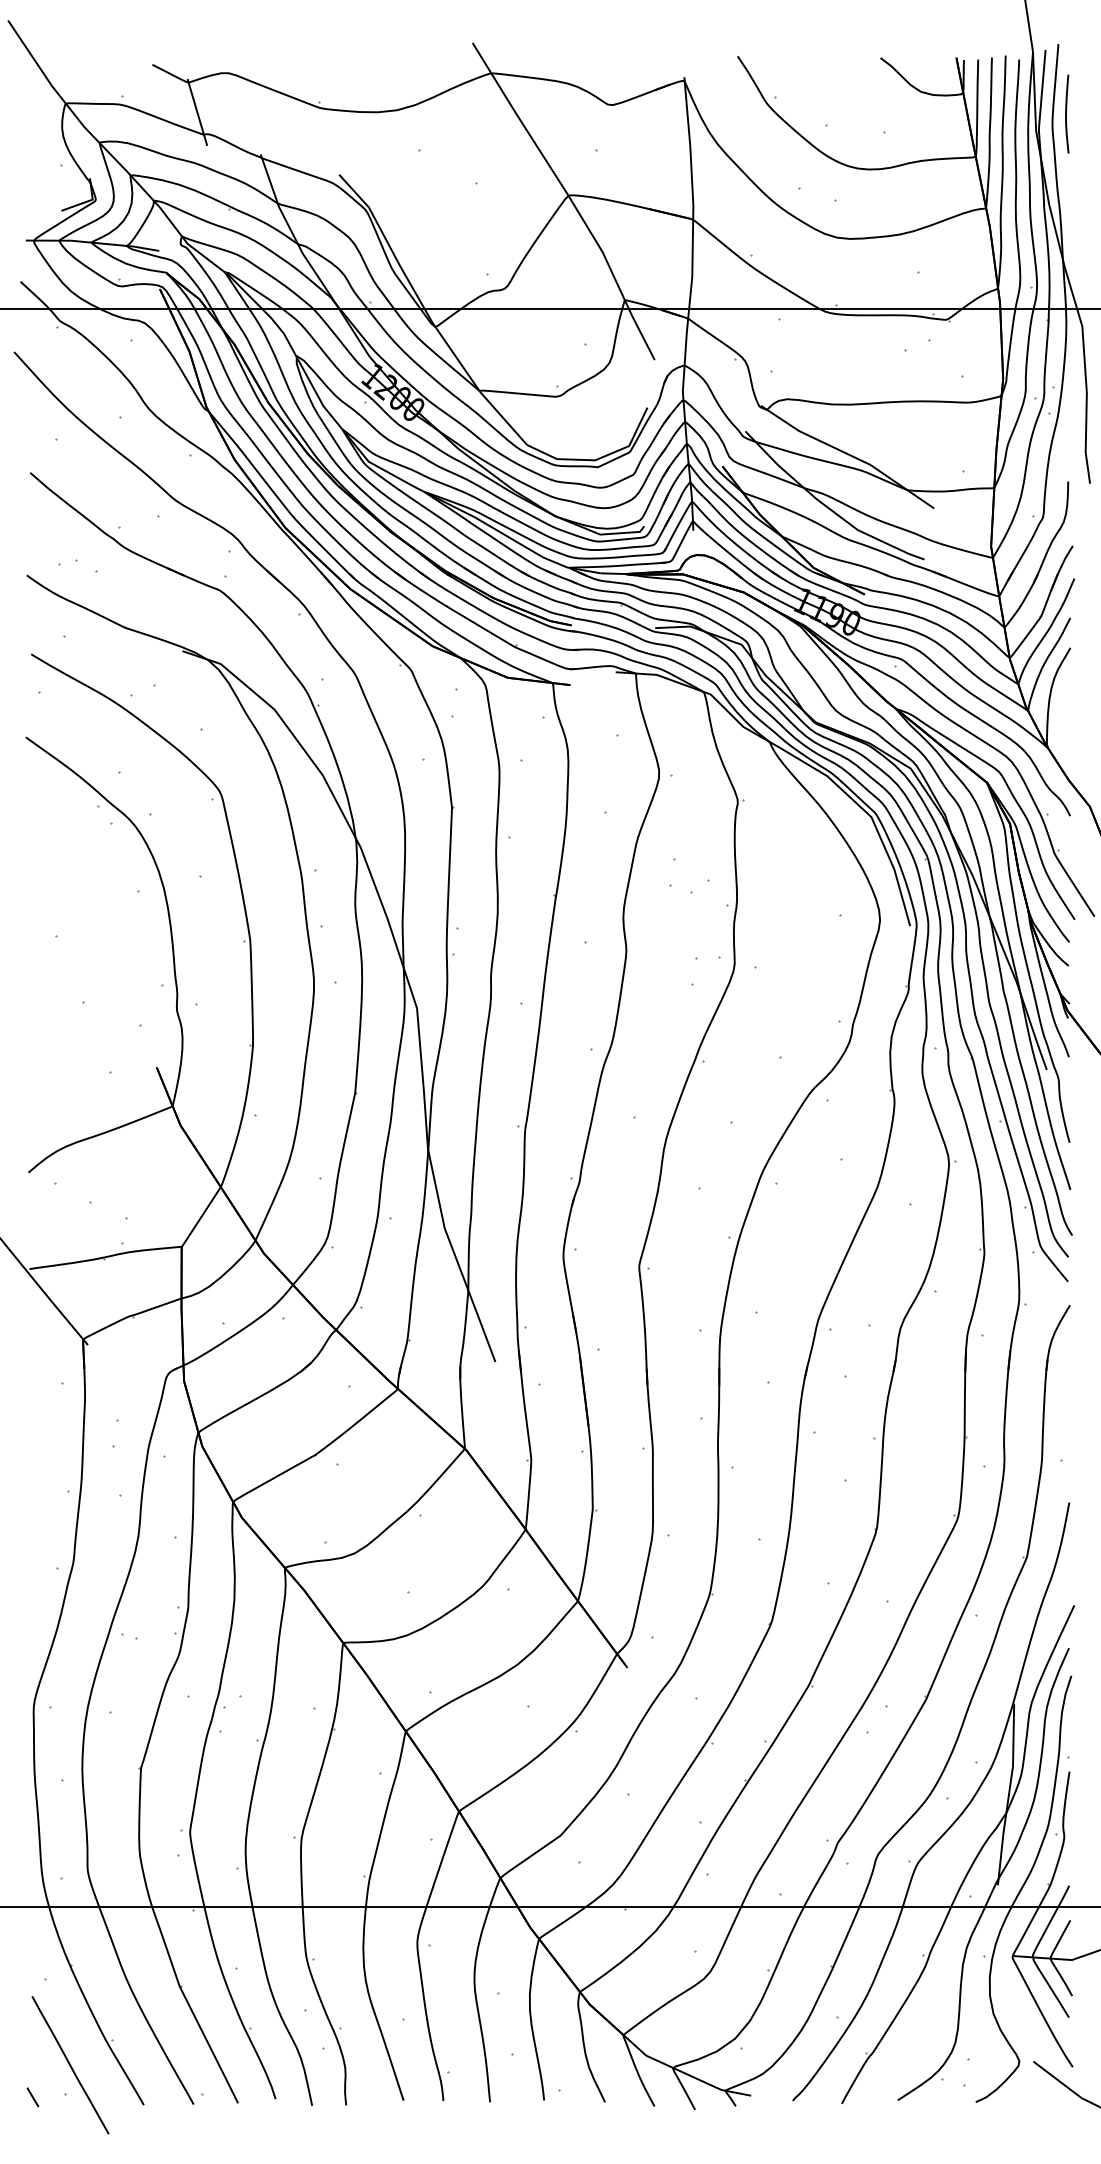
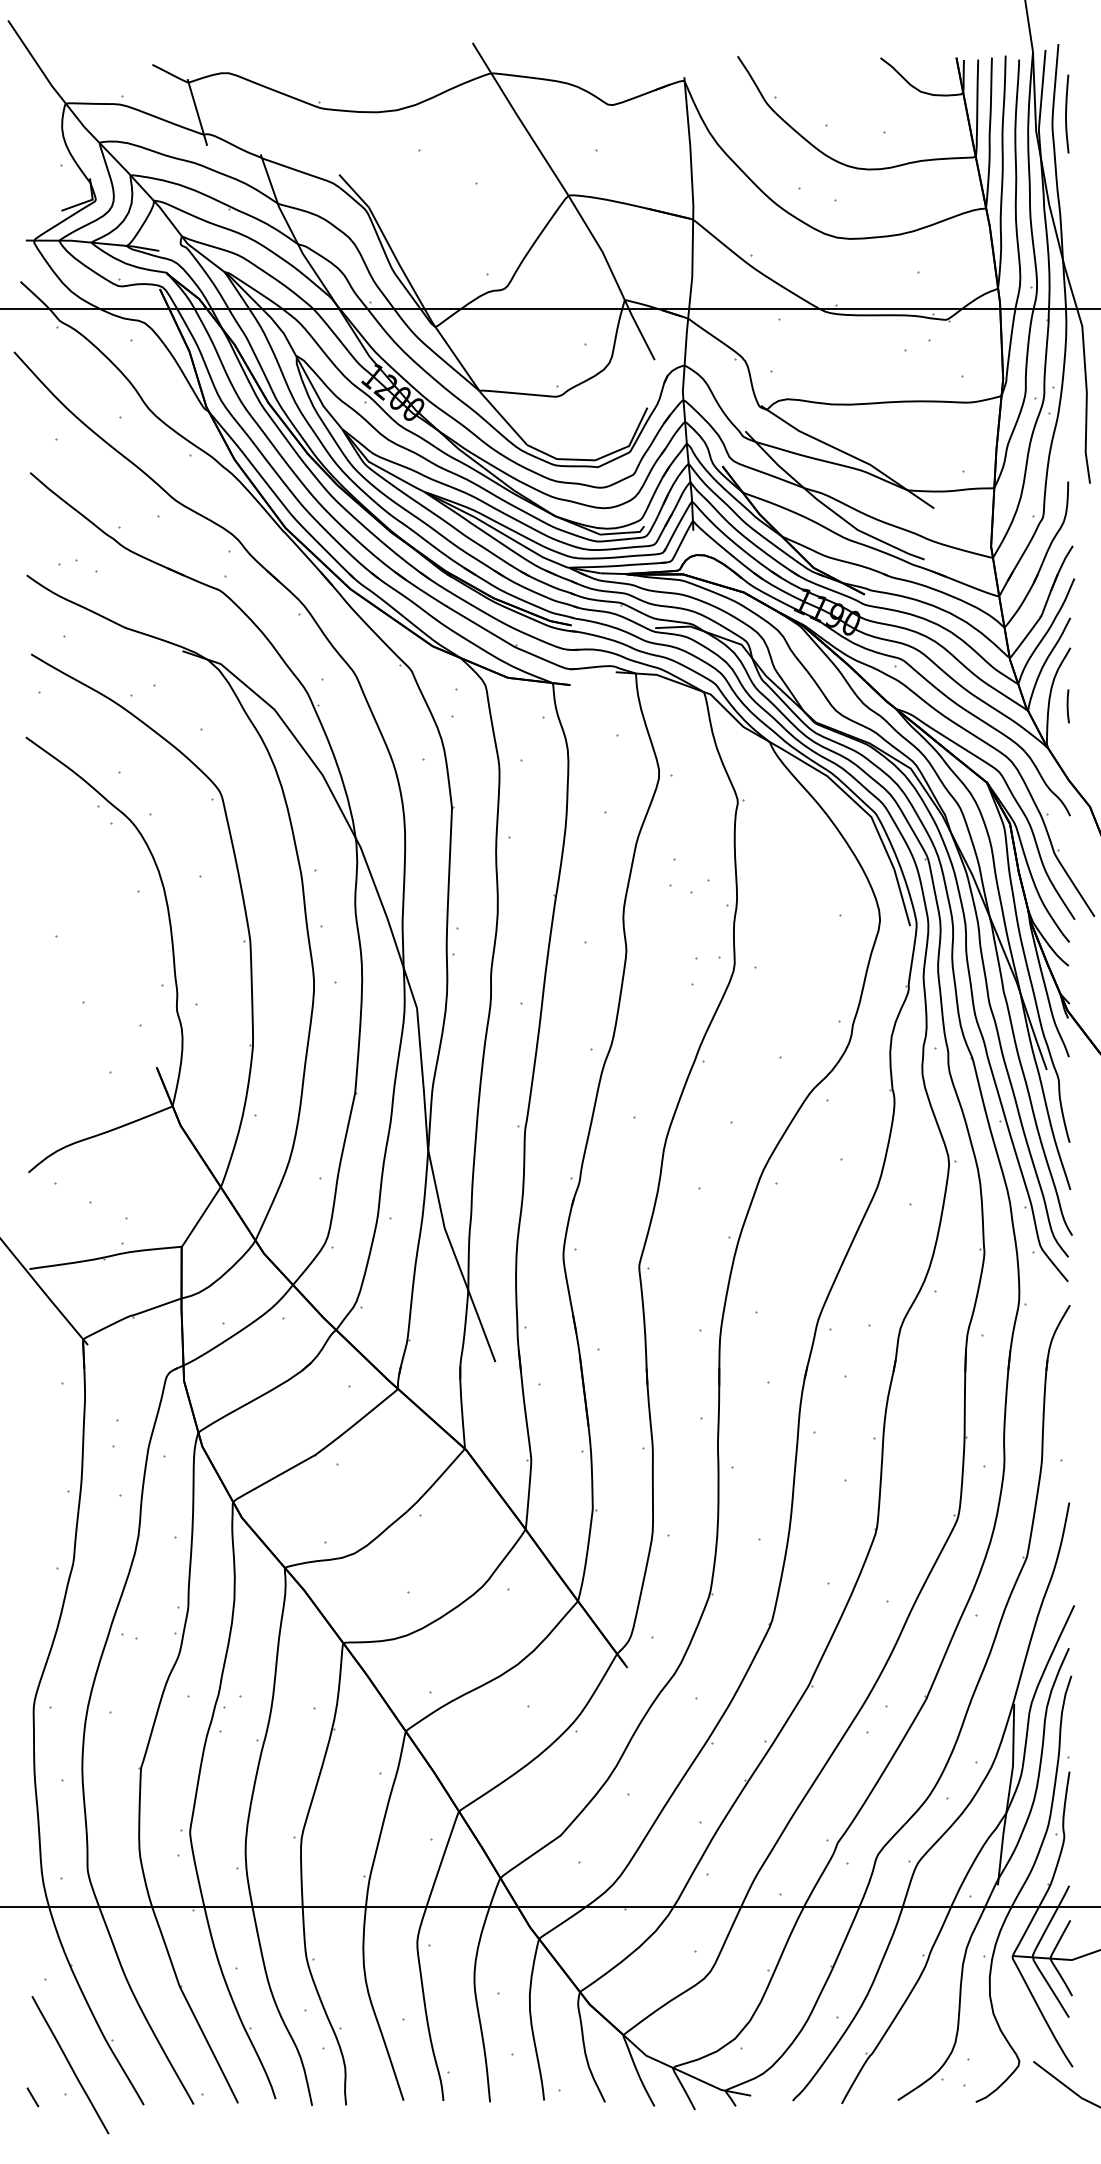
line: none -> present (1067, 706)
